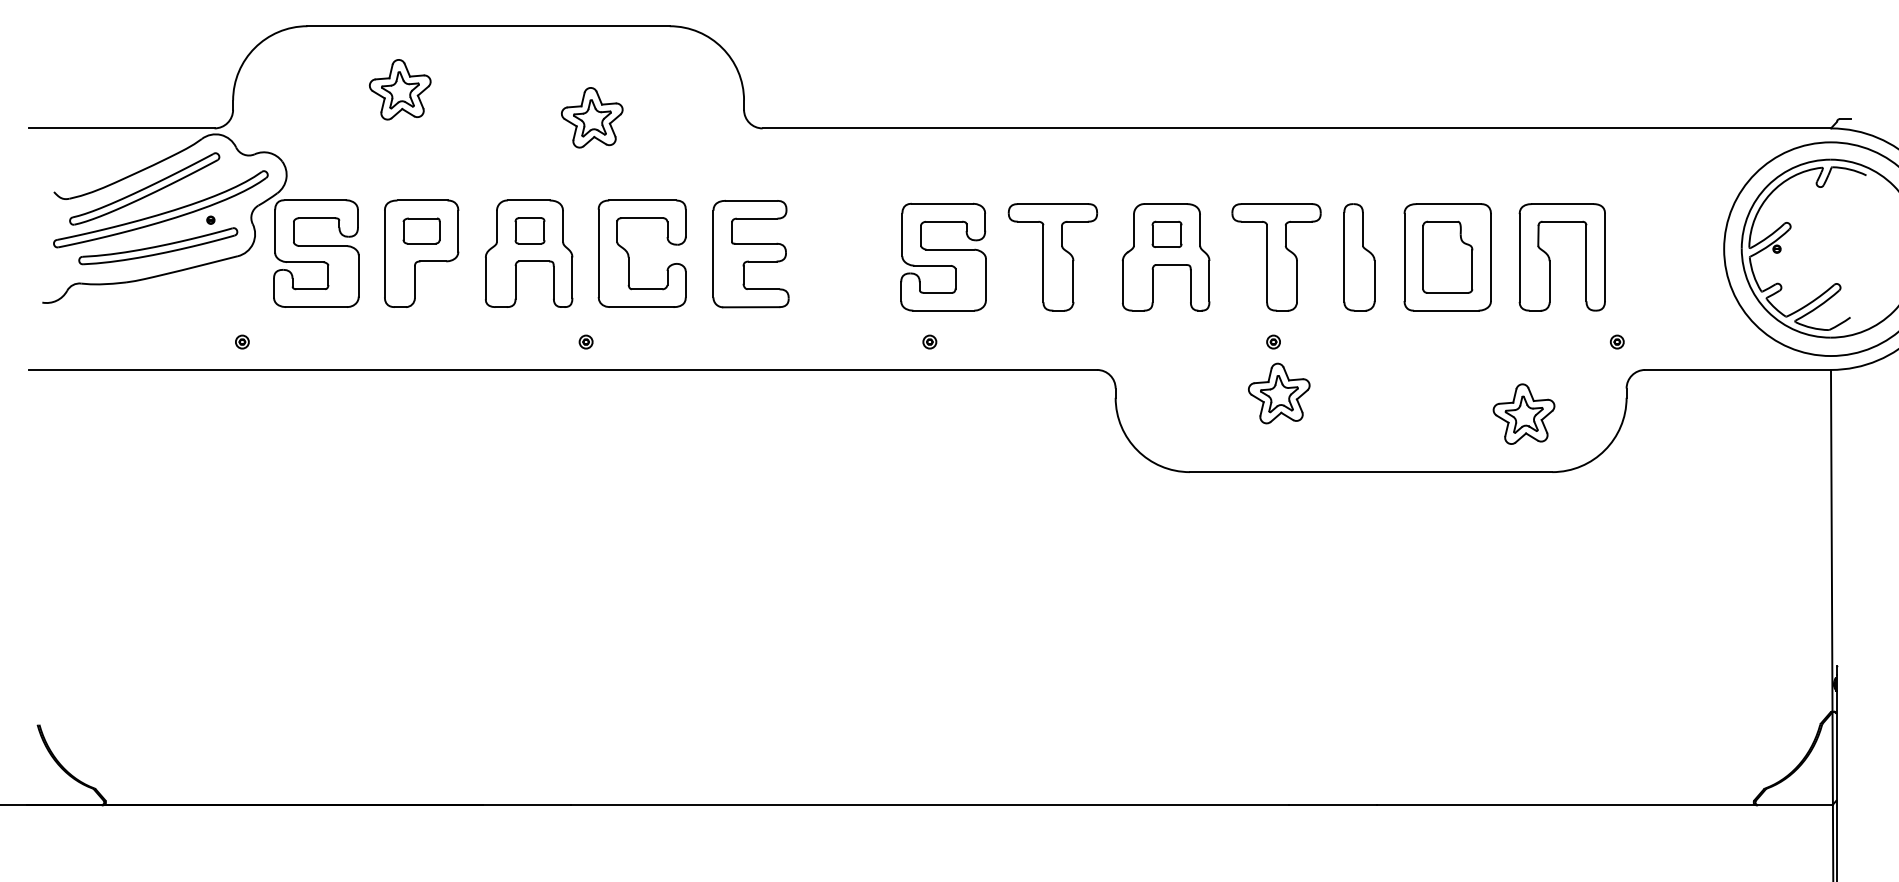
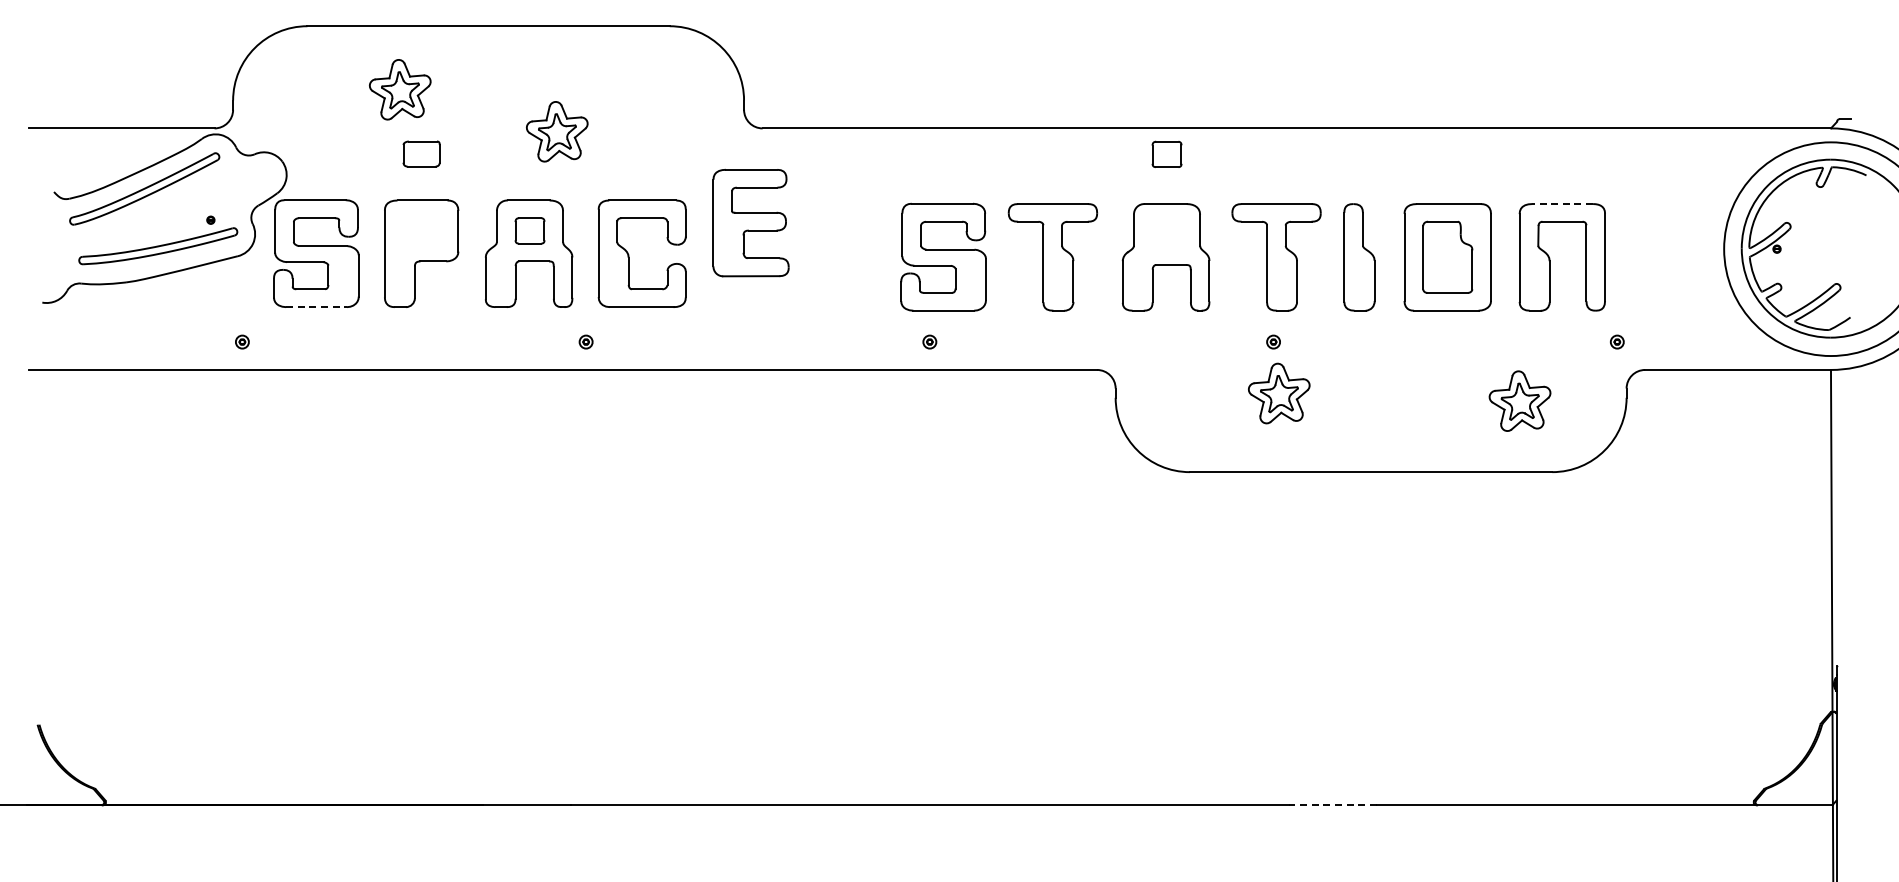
part position: (592, 117) -> (557, 131) (557, 131)
line: solid -> dashed (1562, 204)
part: present -> none (160, 209)
part position: (421, 230) -> (421, 153) (421, 153)
part position: (1166, 233) -> (1166, 153) (1166, 153)
part position: (750, 253) -> (750, 222) (750, 222)
line: solid -> dashed (317, 307)
part position: (1523, 413) -> (1519, 400) (1519, 400)
line: solid -> dashed (1332, 805)
